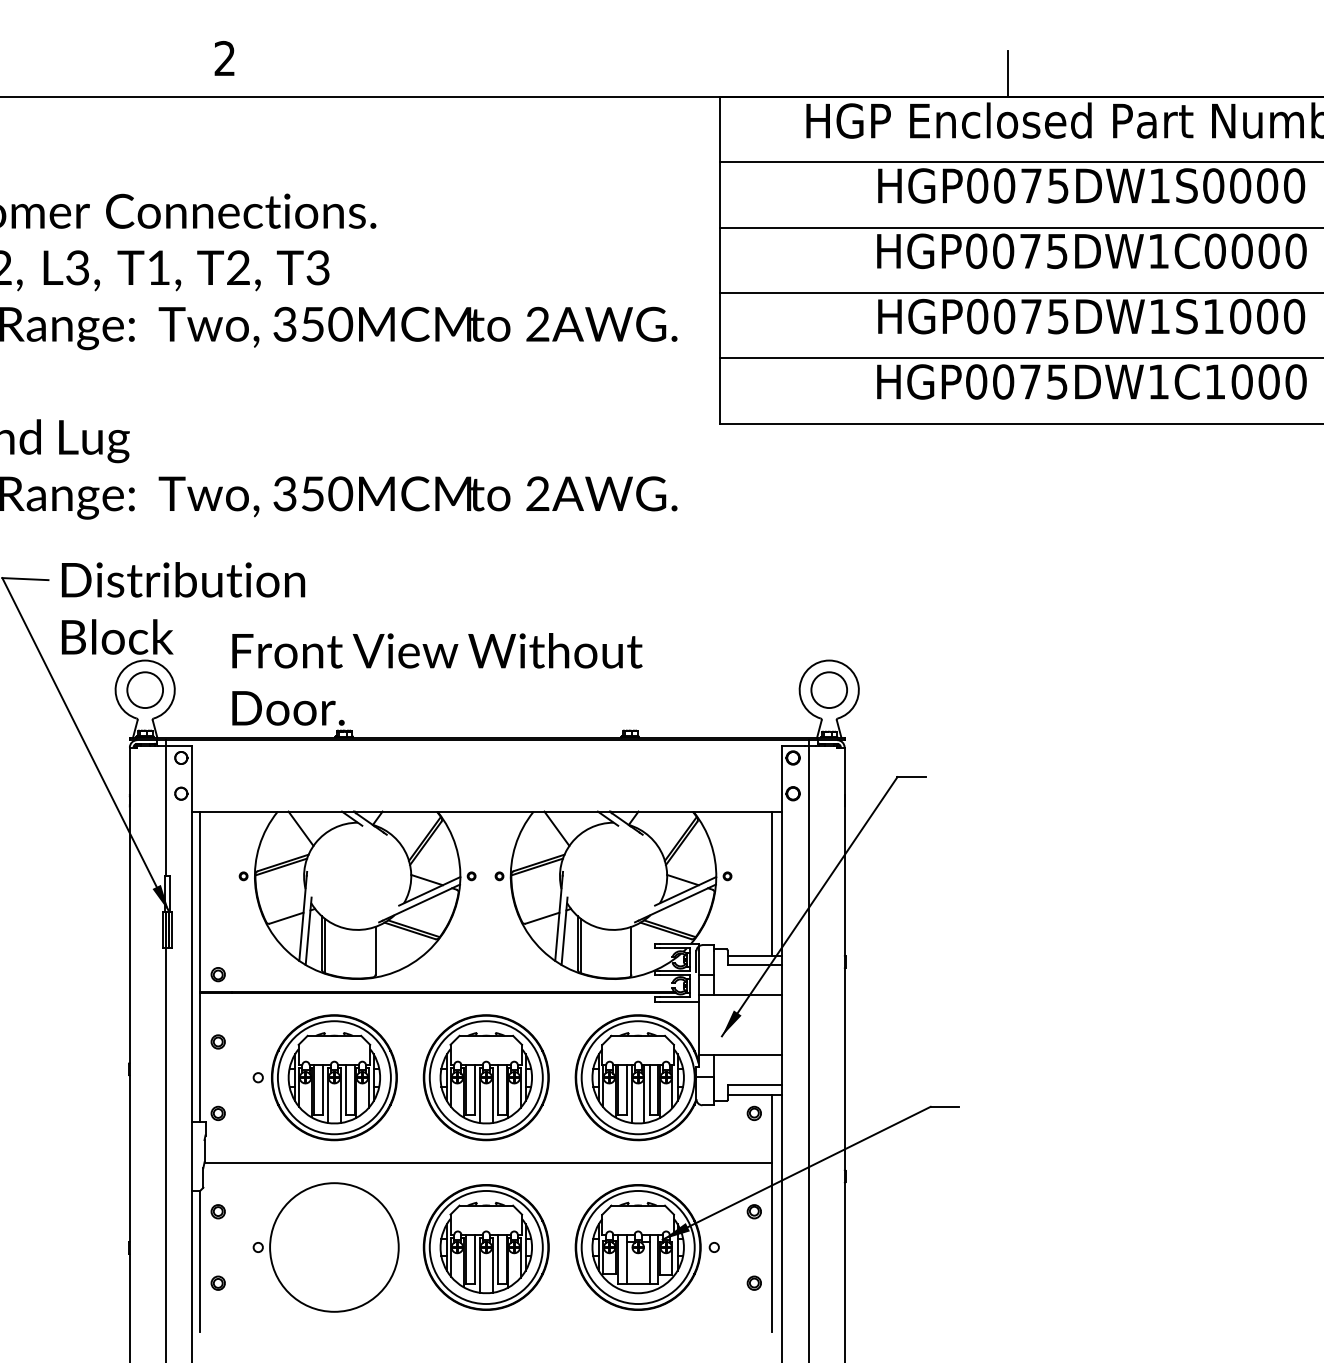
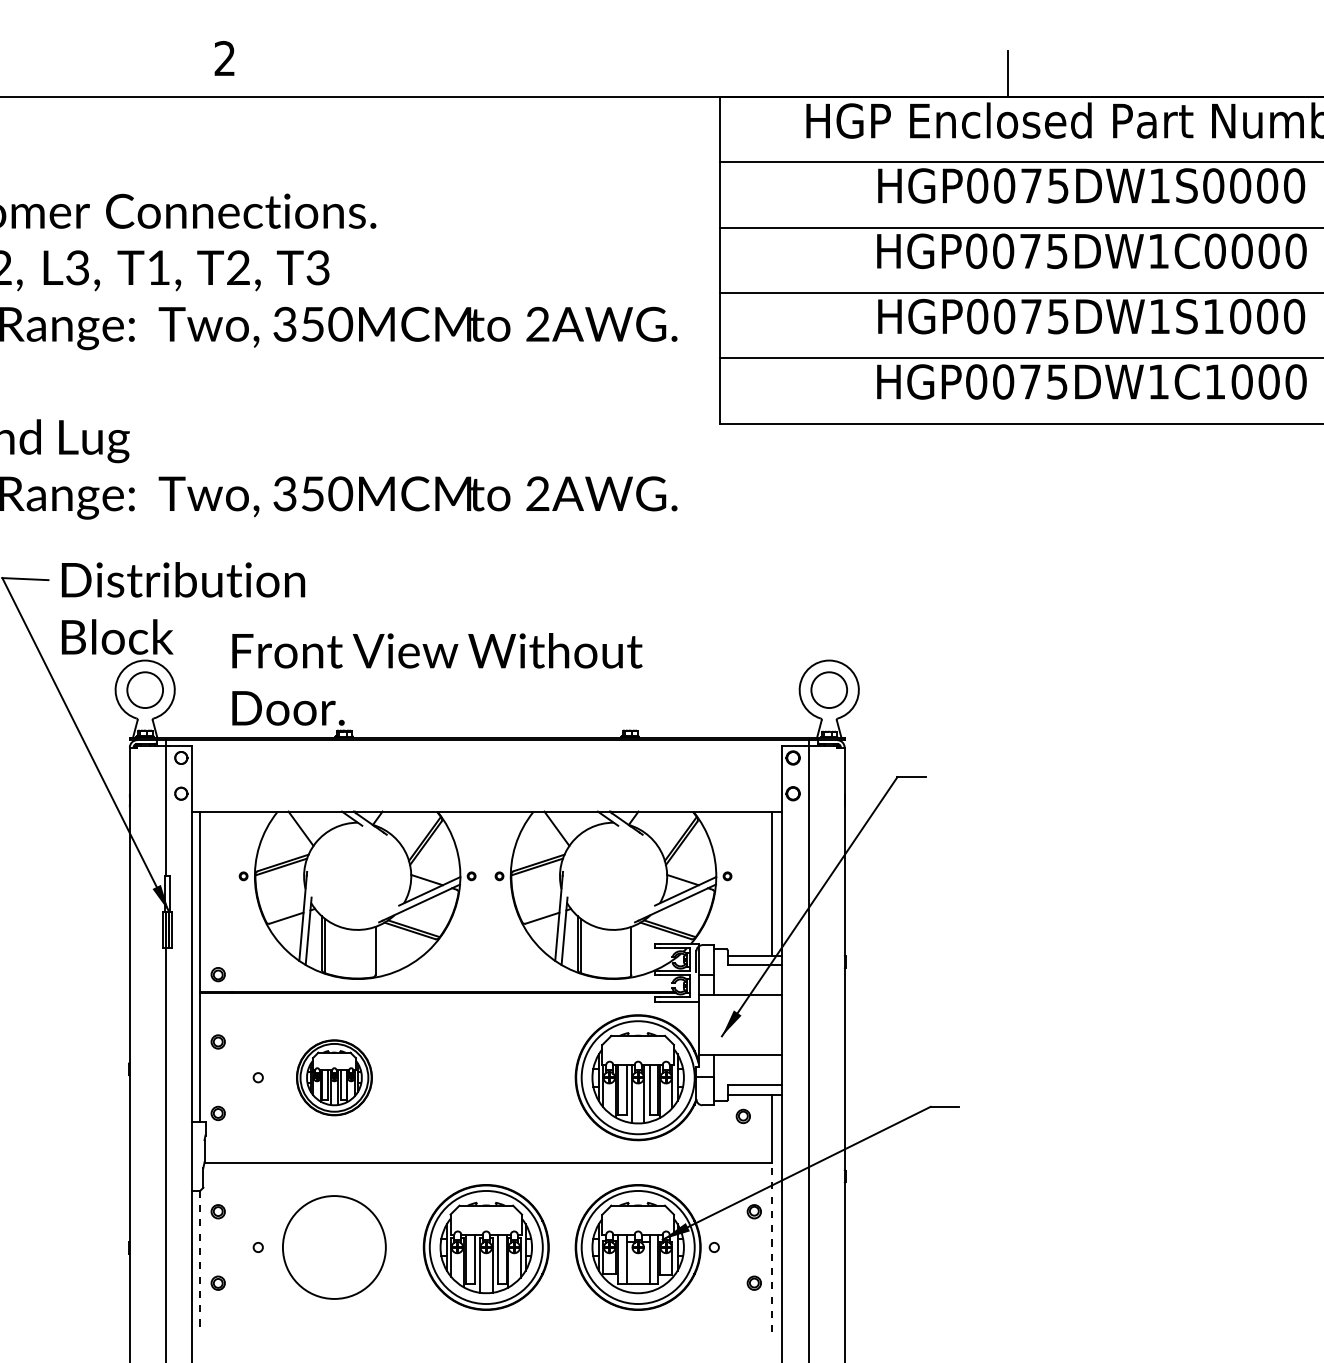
part size: 127x128 px -> 77x78 px (334, 1077)
part: present -> none (485, 1077)
part position: (753, 1112) -> (742, 1115) (742, 1115)
circle diameter: 129 px -> 103 px (333, 1247)
line: solid -> dashed (772, 1247)
line: solid -> dashed (200, 1261)
